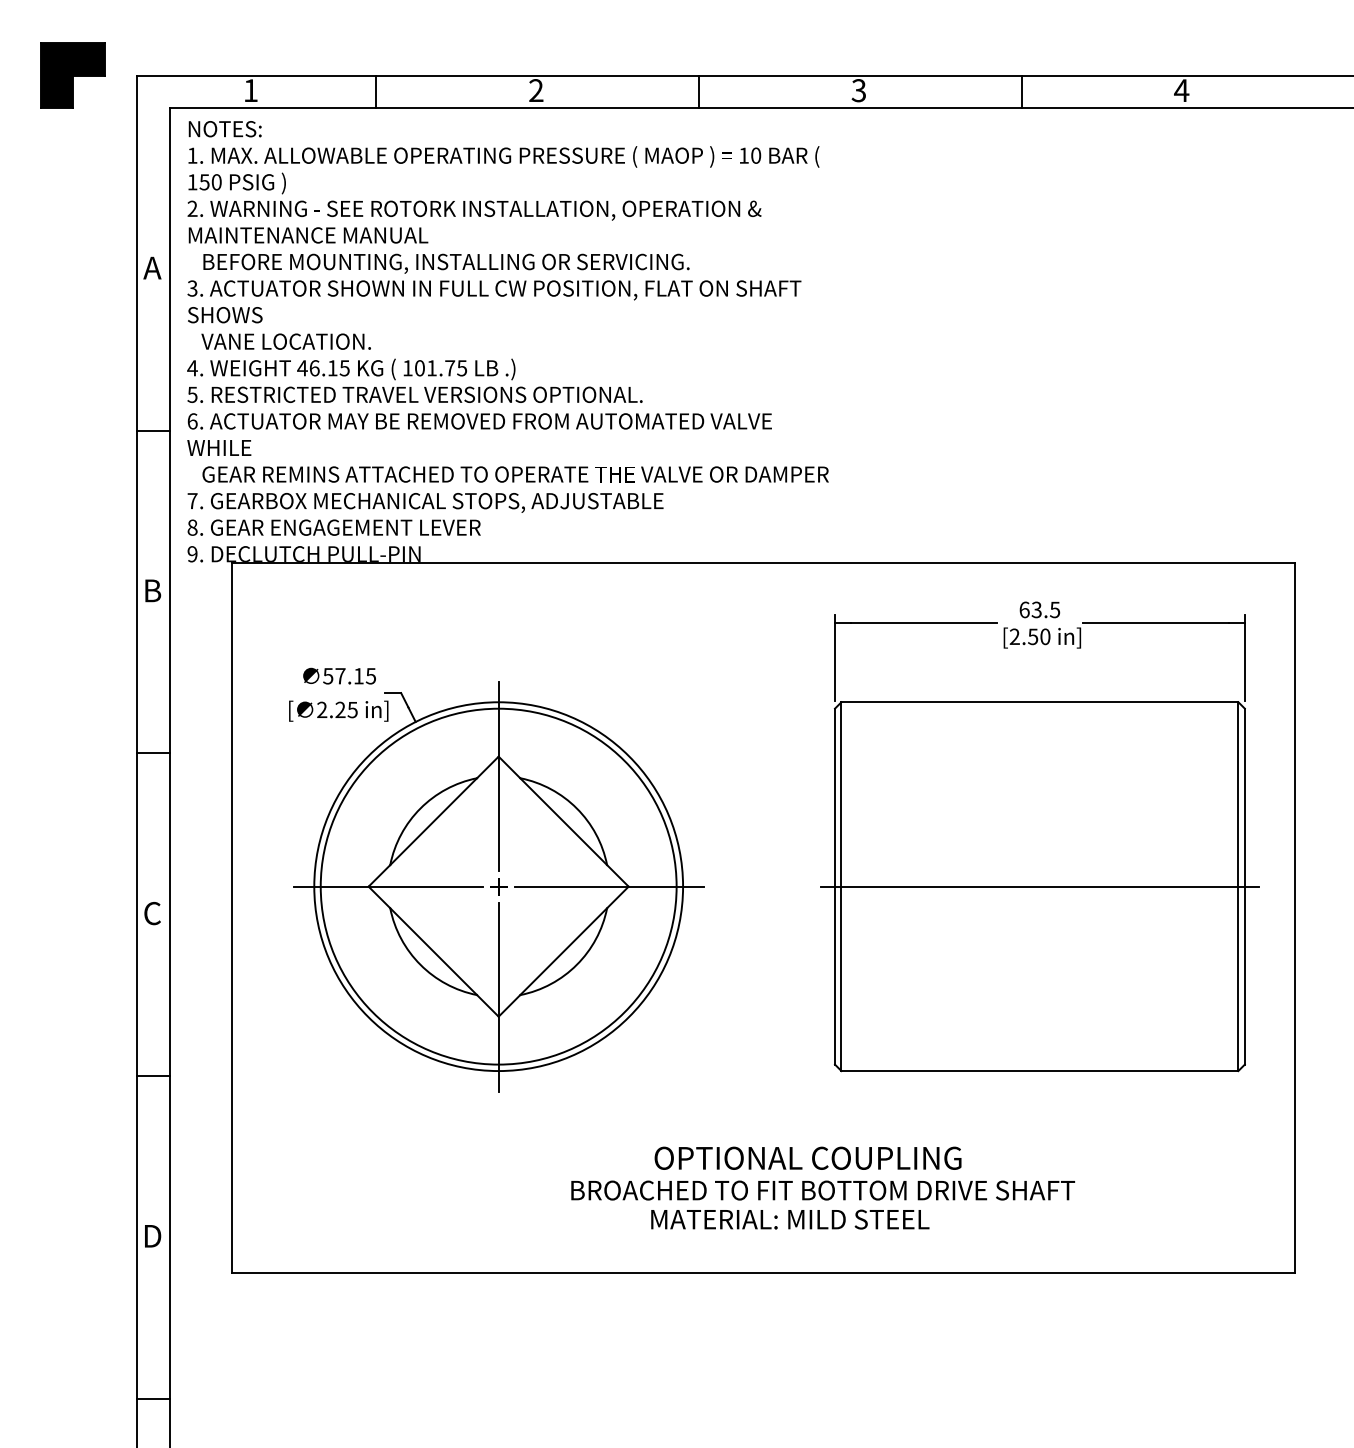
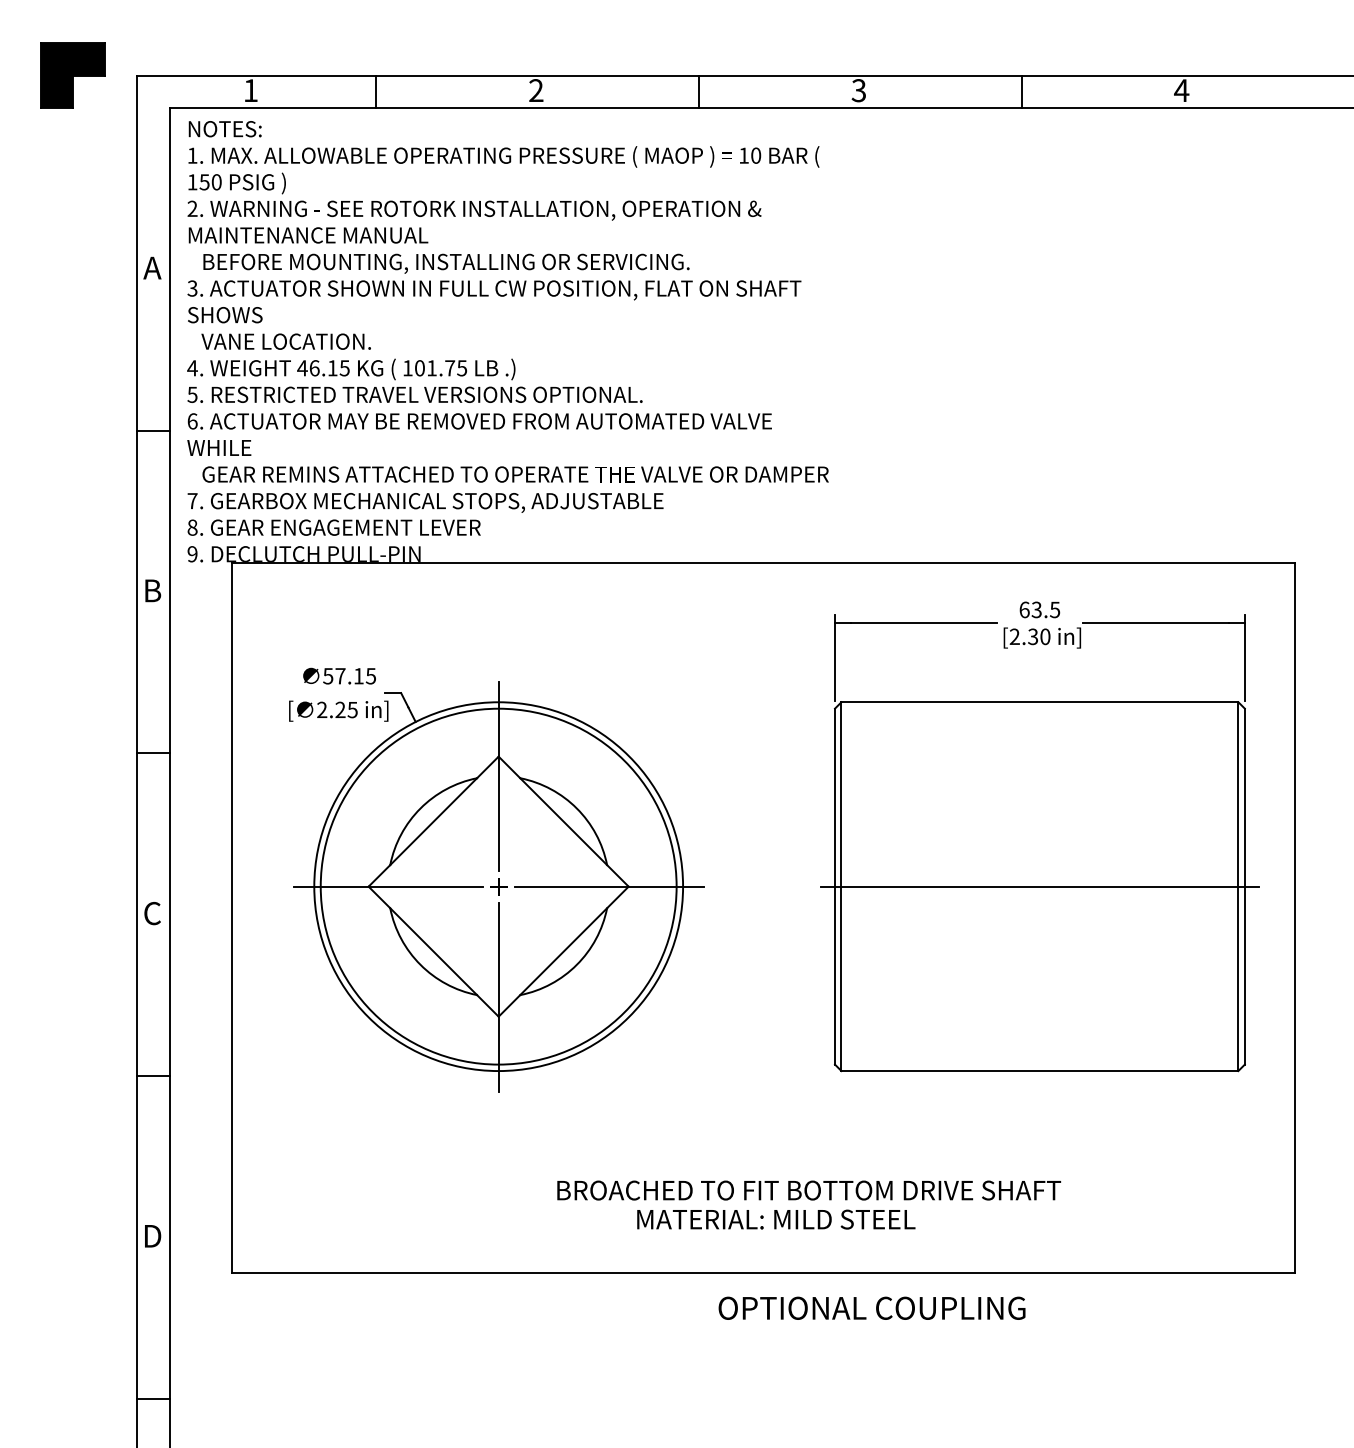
text: [2.50 -> [2.30 (1033, 636)
text position: (807, 1157) -> (871, 1307) (871, 1307)
text position: (823, 1204) -> (809, 1204) (809, 1204)
